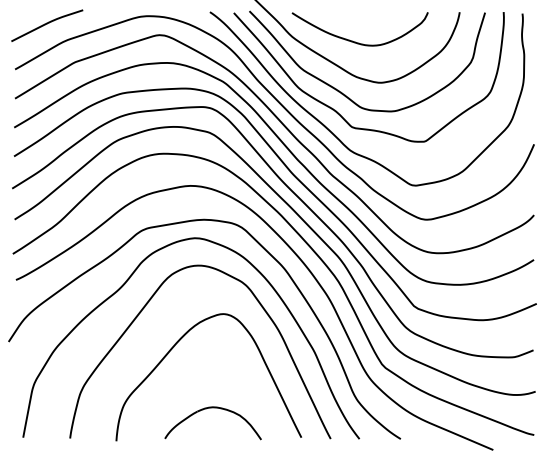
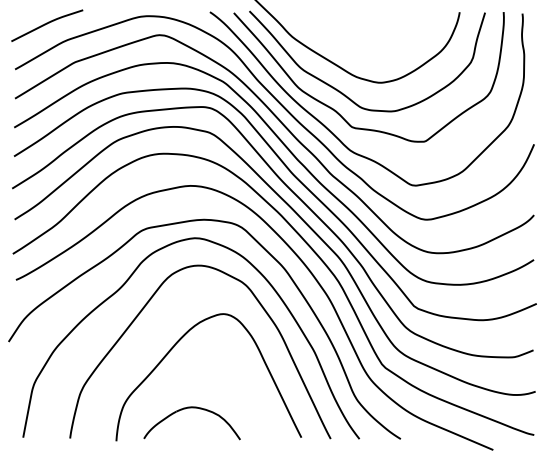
curve: present -> none (355, 41)
part position: (212, 408) -> (191, 408) (191, 408)
